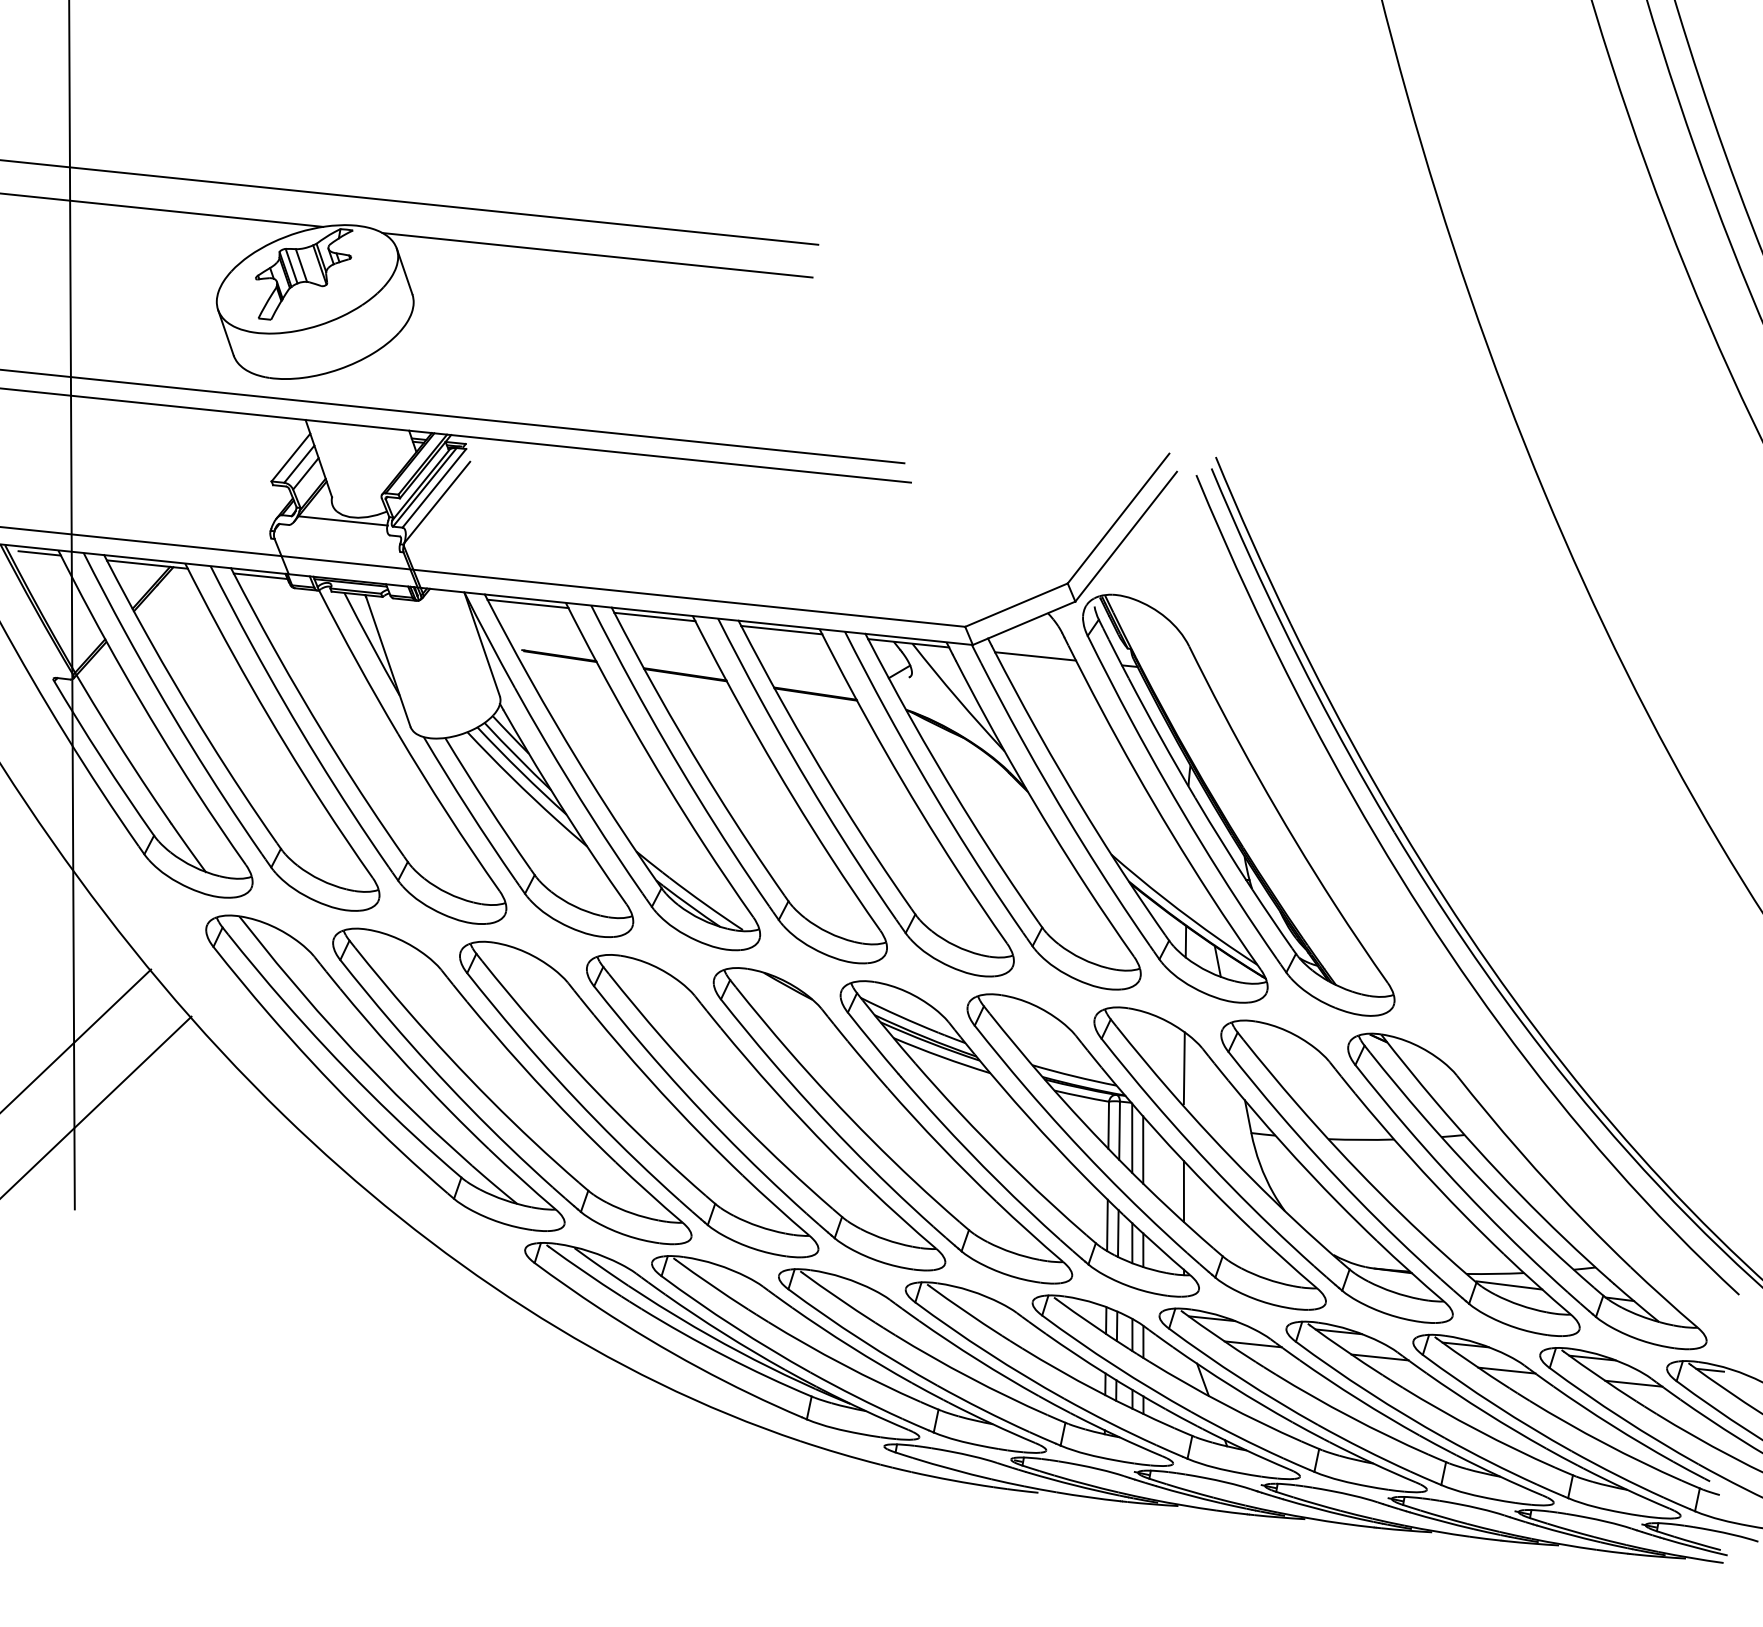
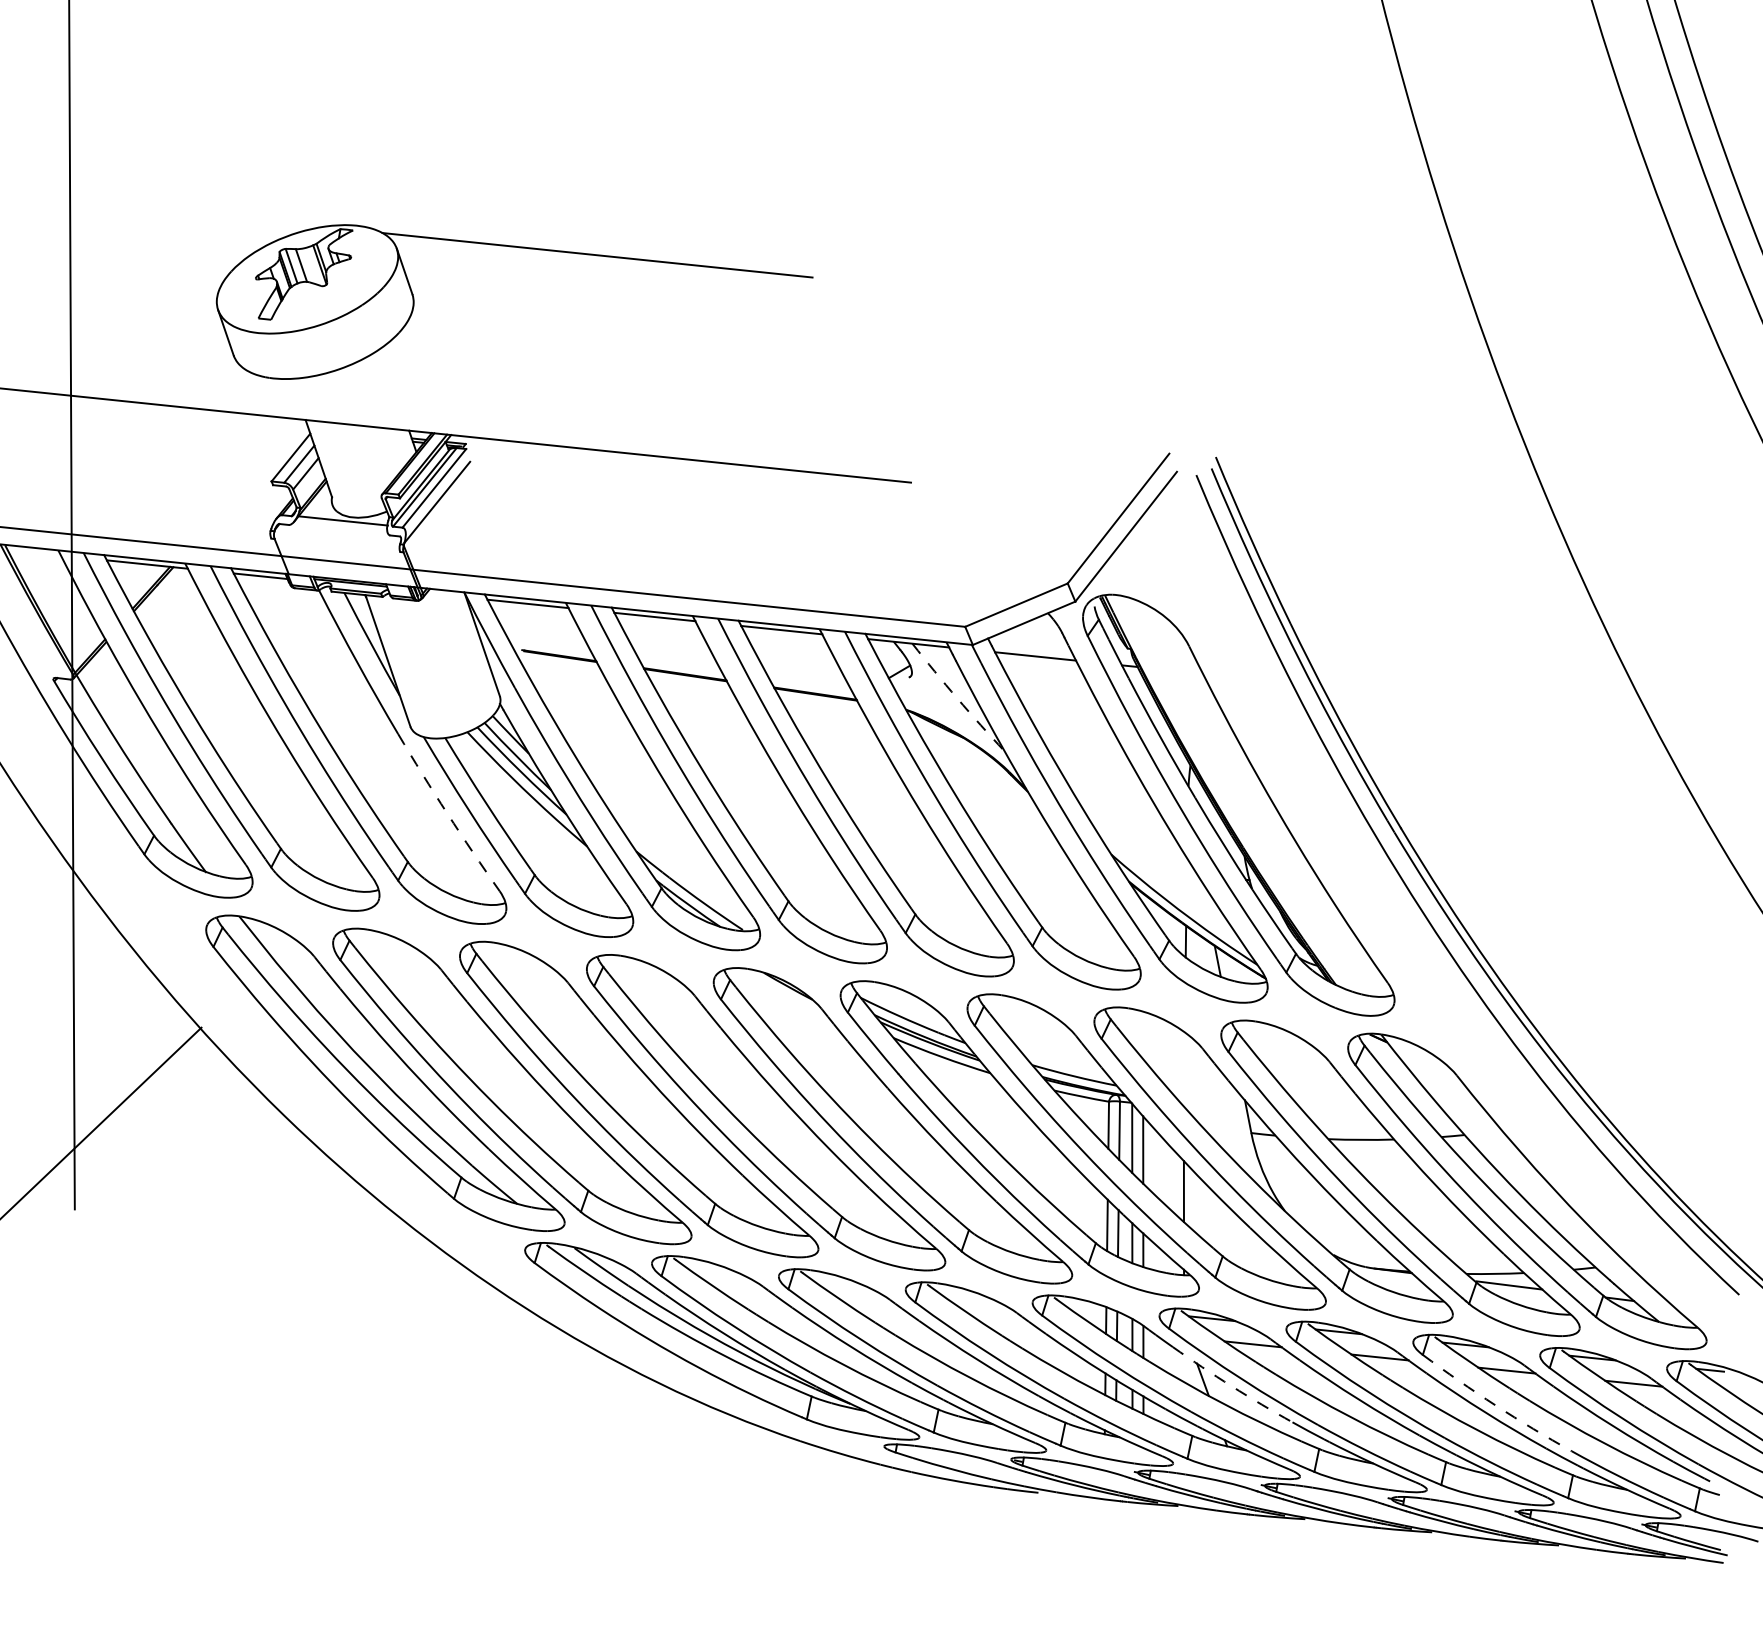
line: present -> none (410, 202)
line: present -> none (162, 209)
line: present -> none (453, 416)
line: present -> none (39, 553)
arc: solid -> dashed (957, 698)
arc: solid -> dashed (447, 813)
line: present -> none (76, 1040)
line: present -> none (1183, 1068)
line position: (96, 1106) -> (101, 1121) (101, 1121)
arc: solid -> dashed (1231, 1386)
arc: solid -> dashed (1495, 1405)
